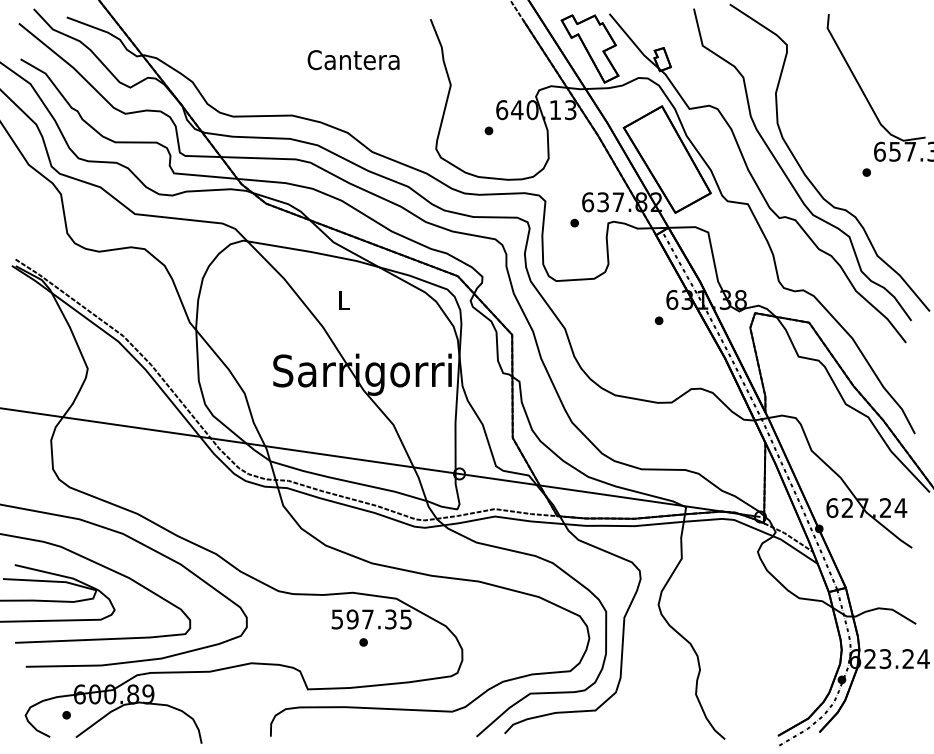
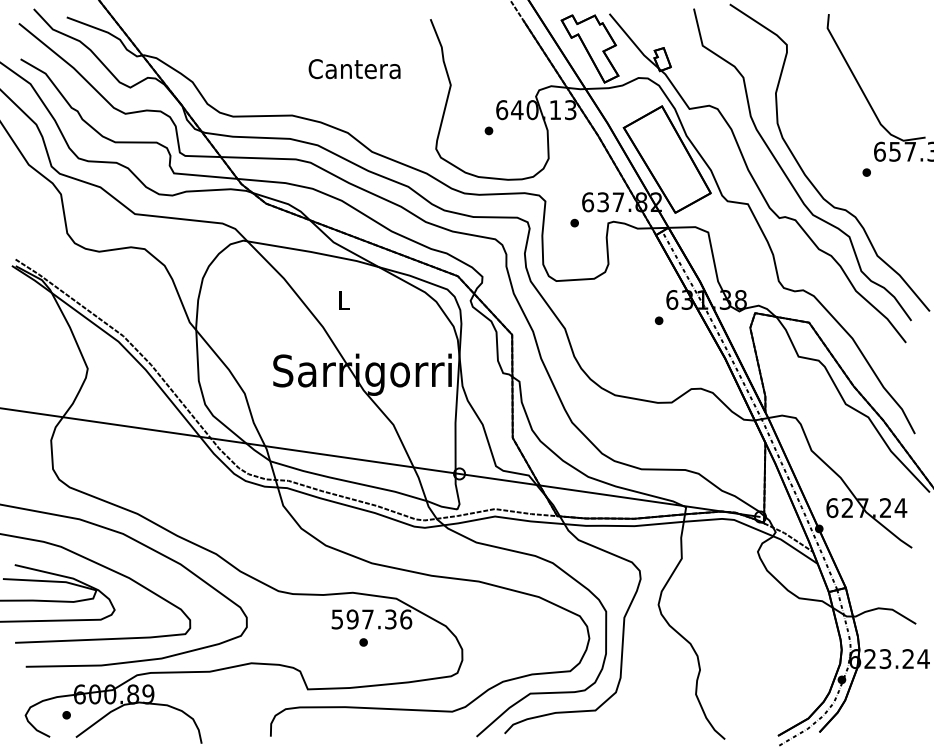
text position: (353, 60) -> (354, 69) (354, 69)
text: 597.35 -> 597.36 (406, 619)
